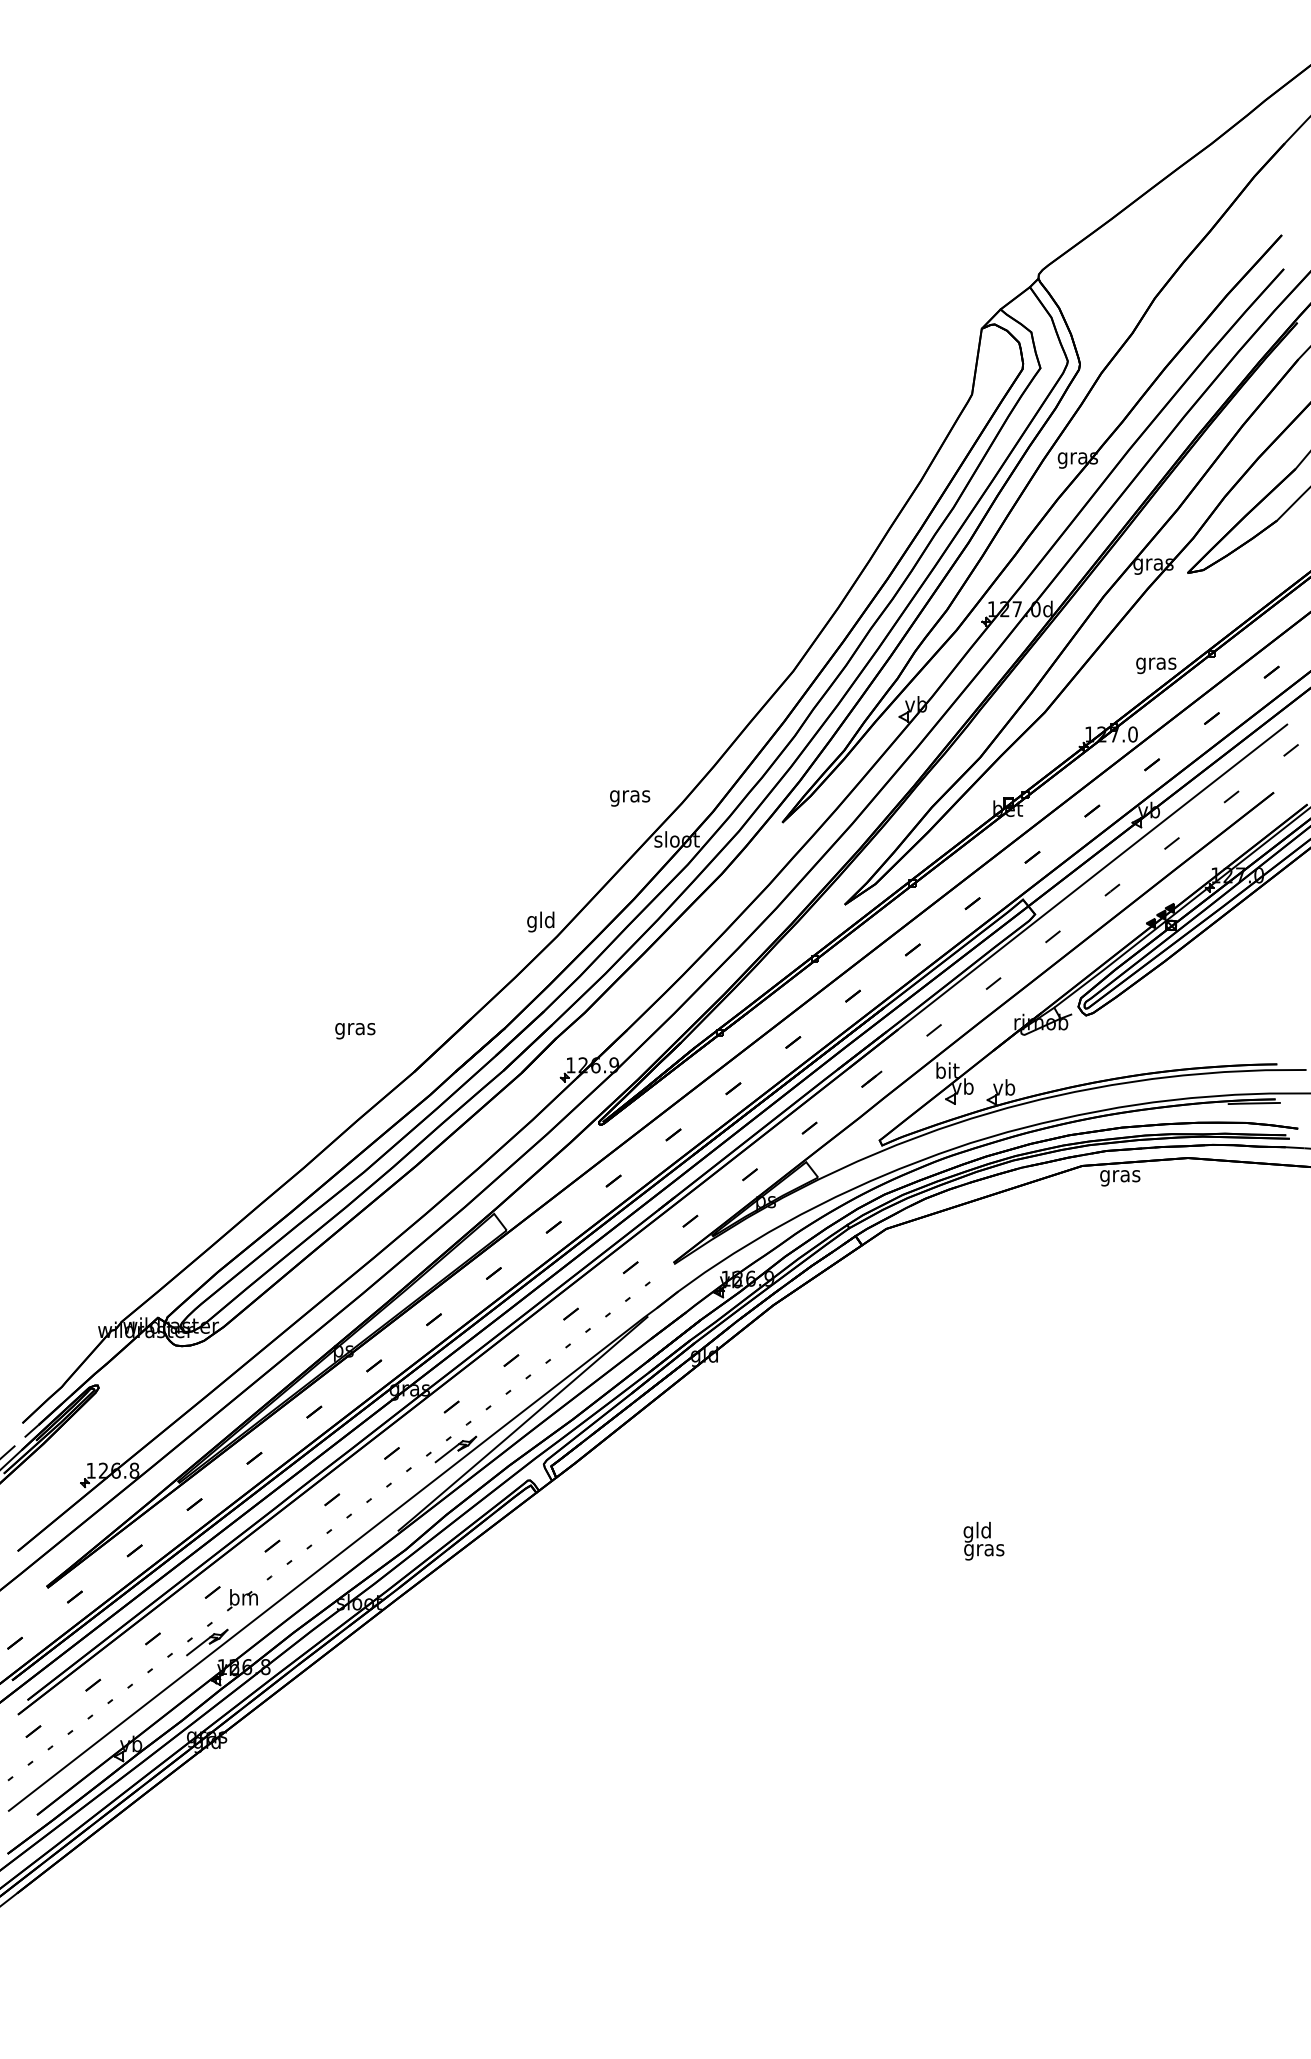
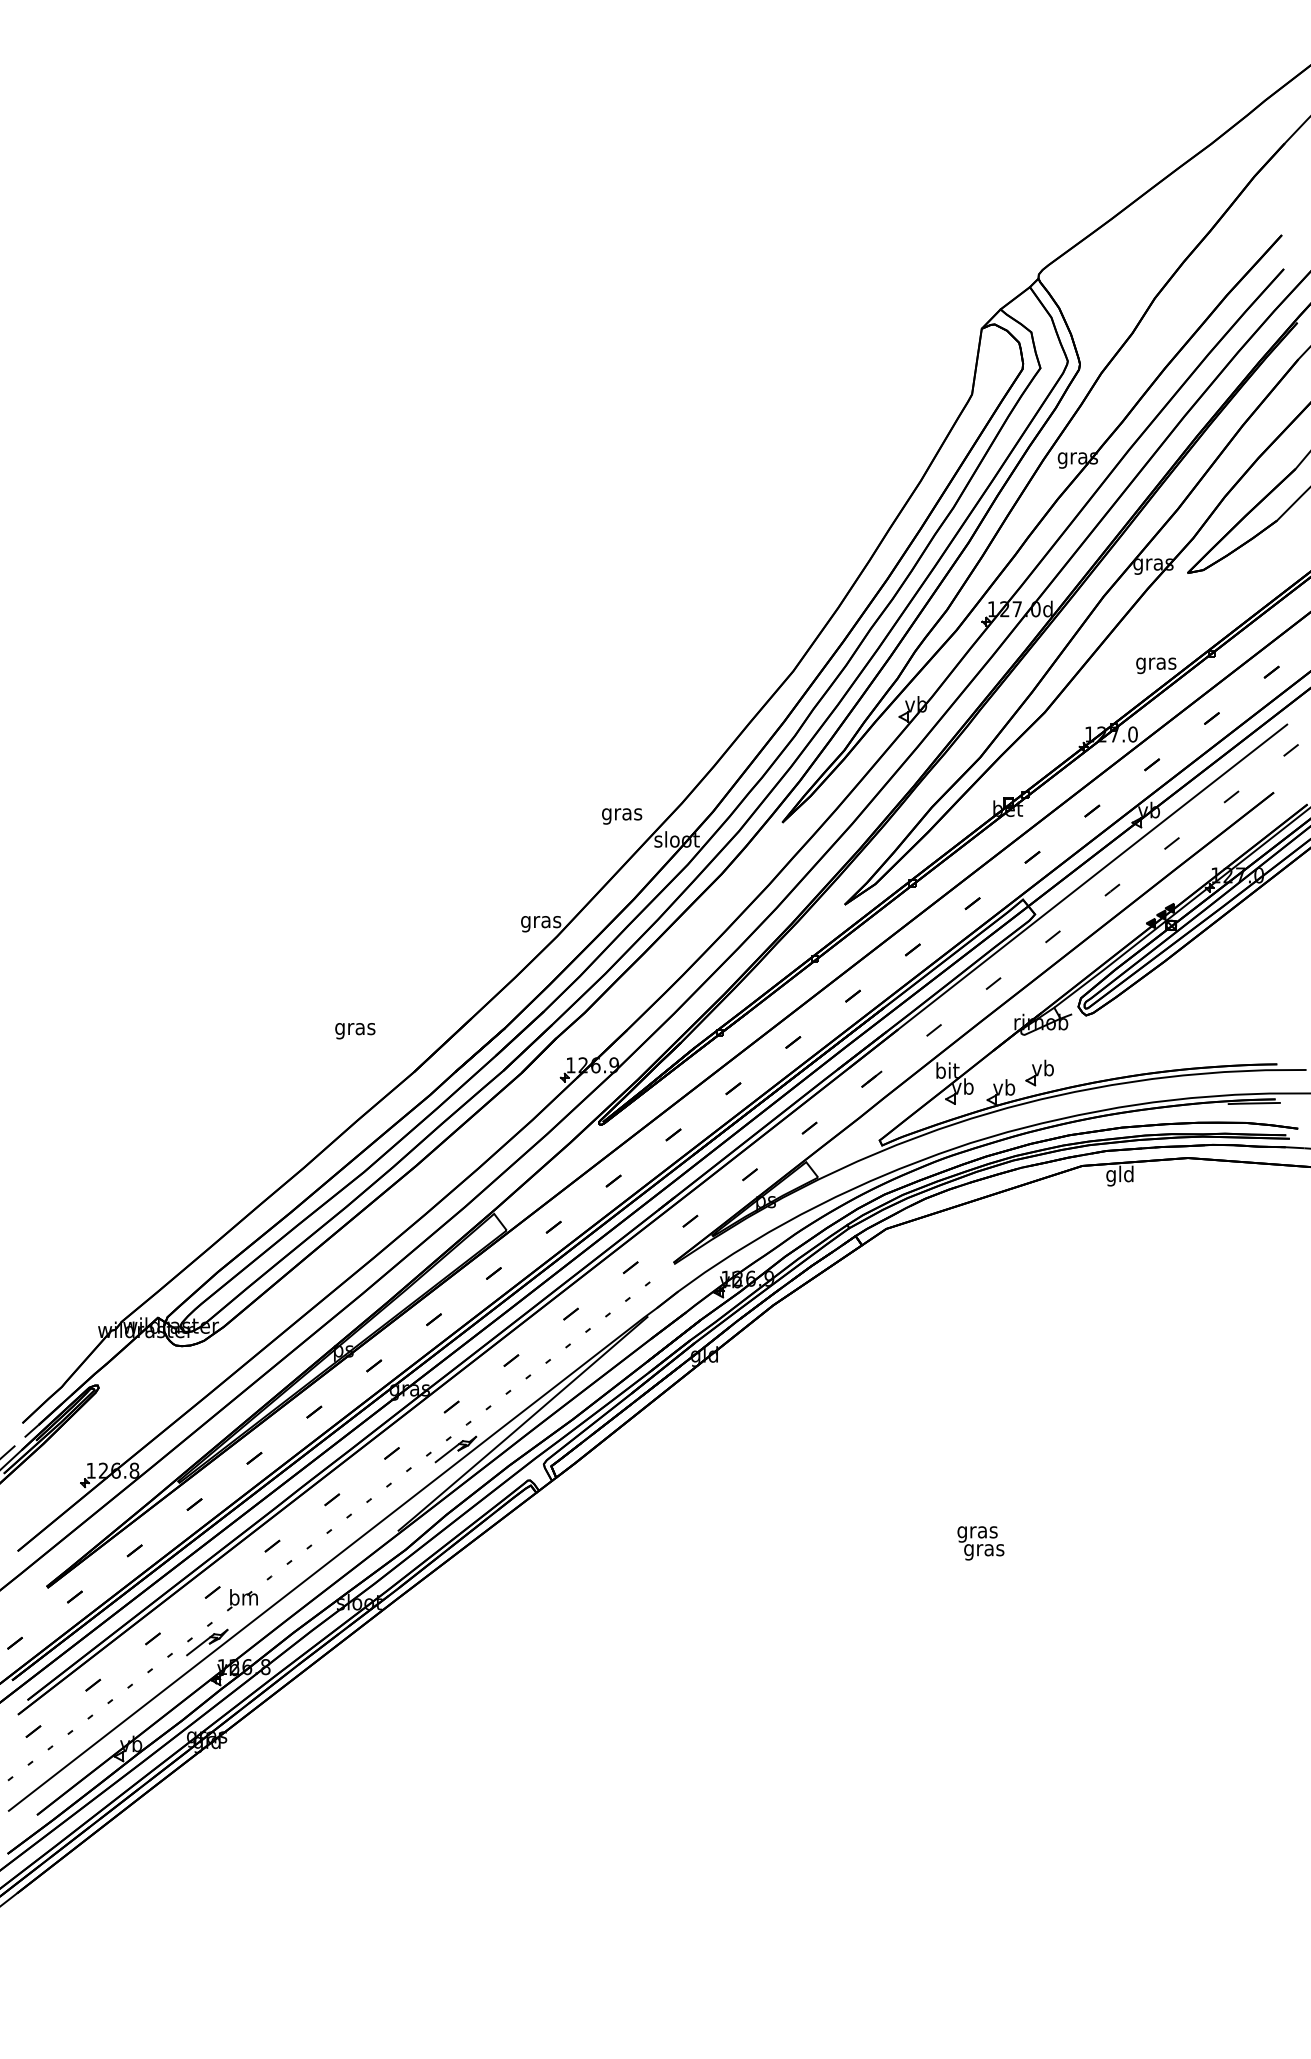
text position: (630, 798) -> (622, 816) (622, 816)
text: gld -> gras (541, 921)
part: none -> present (1039, 1072)
text: gras -> gld (1120, 1175)
text: gld -> gras (977, 1531)
